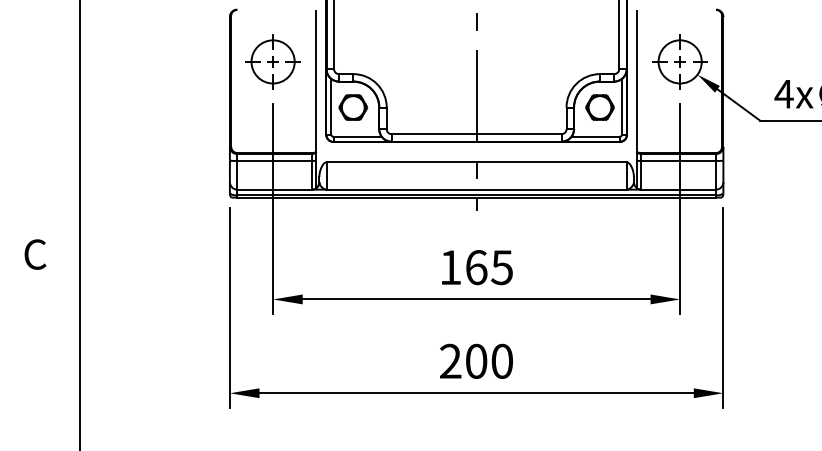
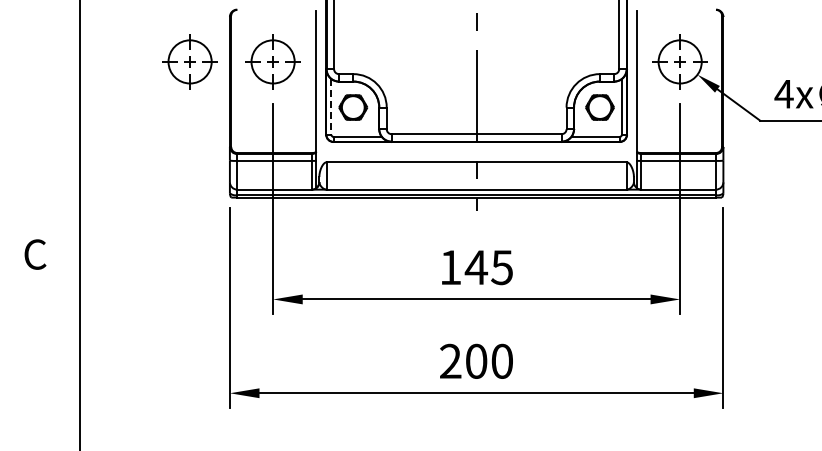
part: none -> present (189, 61)
line: solid -> dashed (331, 106)
text: 165 -> 145 (476, 267)
